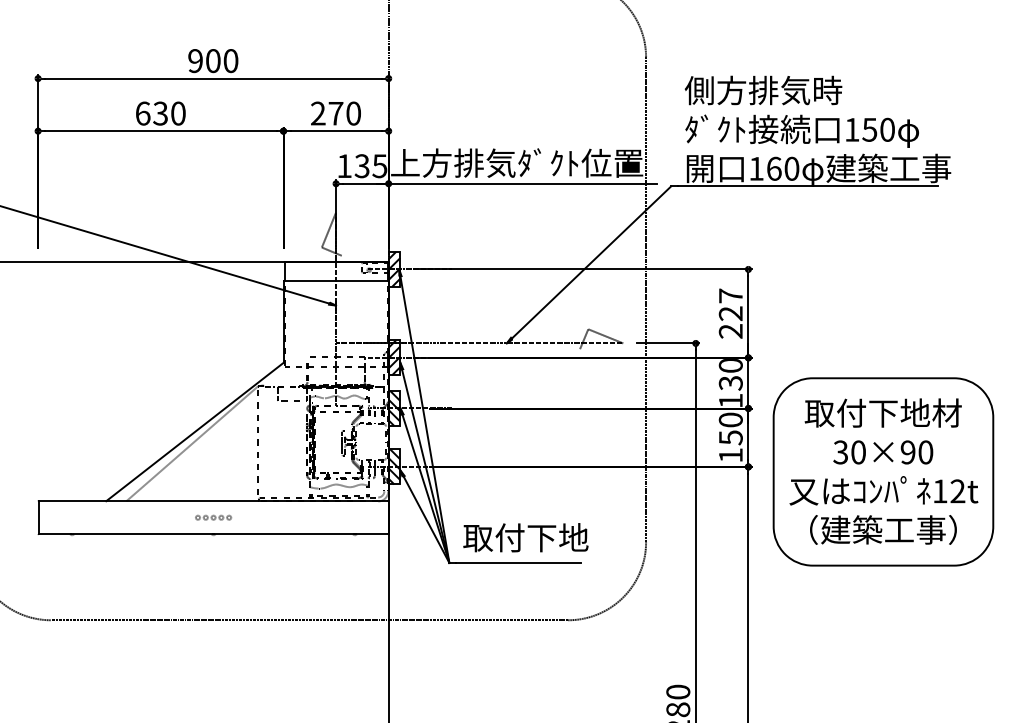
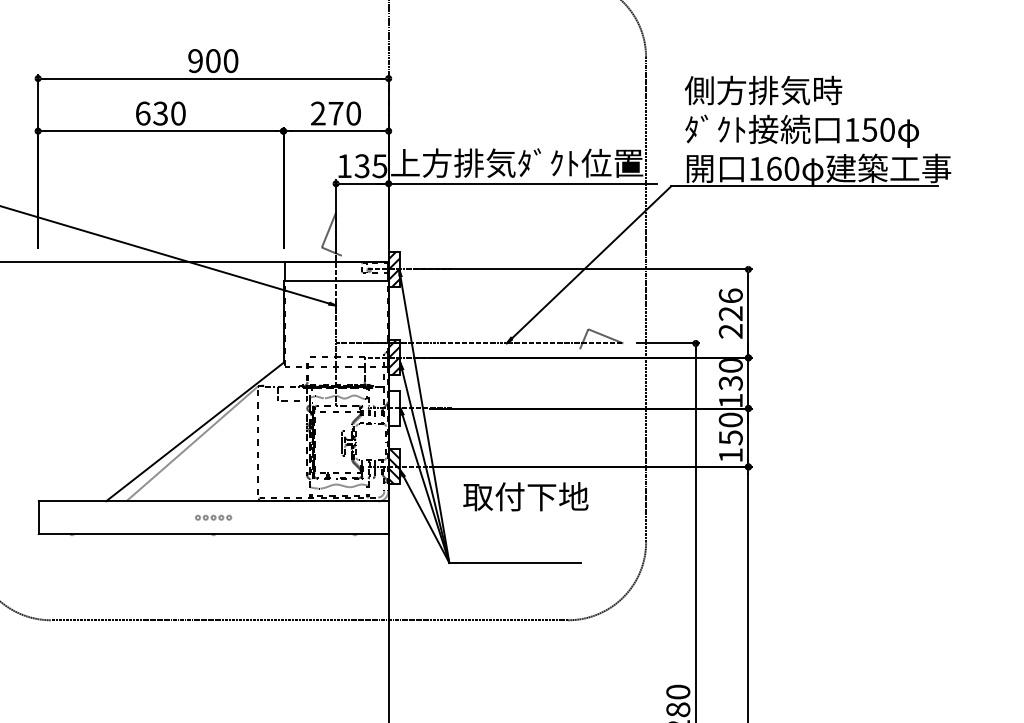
text: 227 -> 226 (730, 295)
hatch: present -> none (394, 408)
part: present -> none (883, 471)
text position: (525, 537) -> (525, 496) (525, 496)
